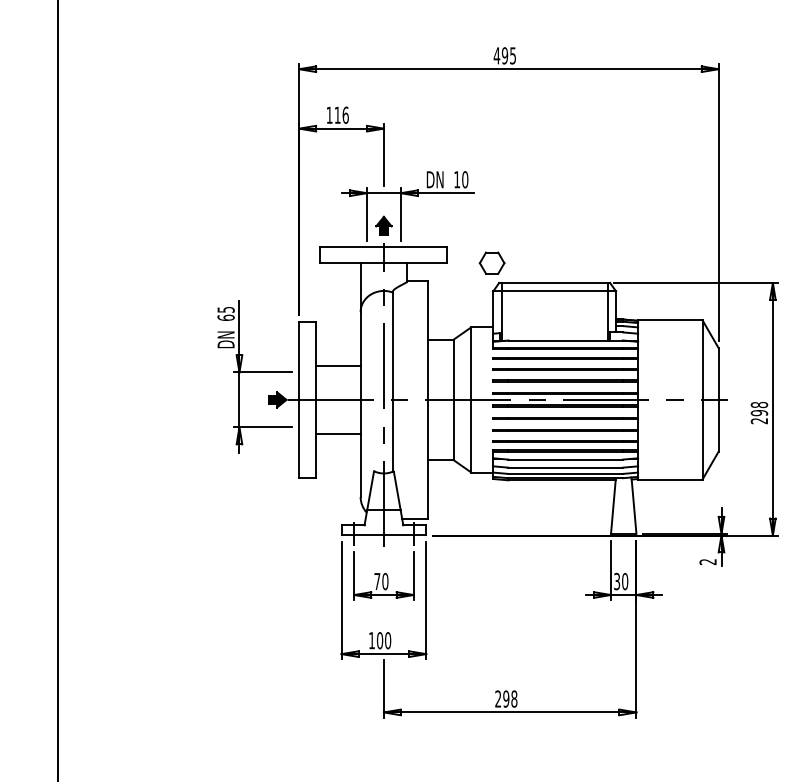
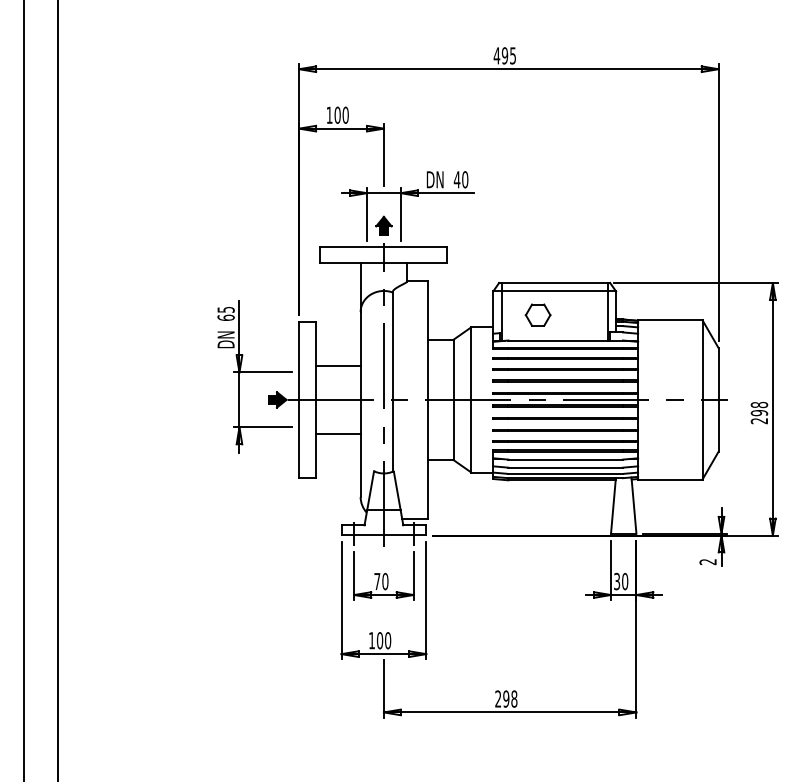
text: 116 -> 100 (341, 114)
text: 10 -> 40 (456, 179)
part position: (491, 262) -> (537, 314) (537, 314)
line: none -> present (24, 390)
